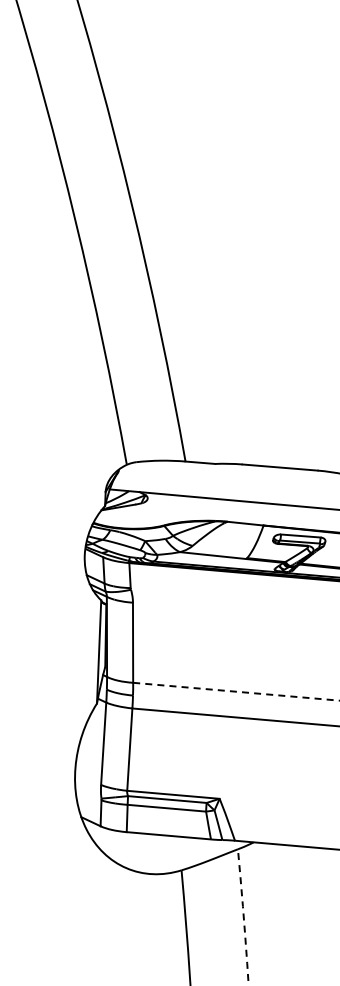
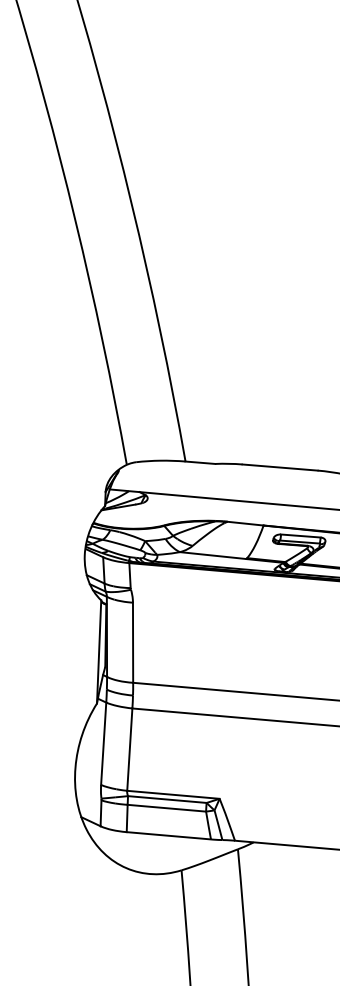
line: dashed -> solid (236, 691)
arc: dashed -> solid (243, 917)
